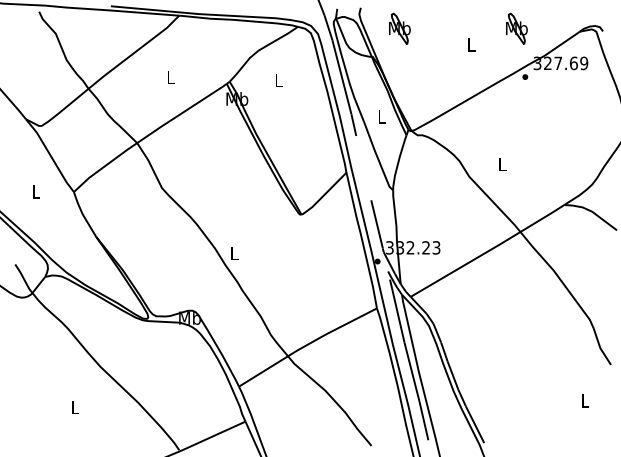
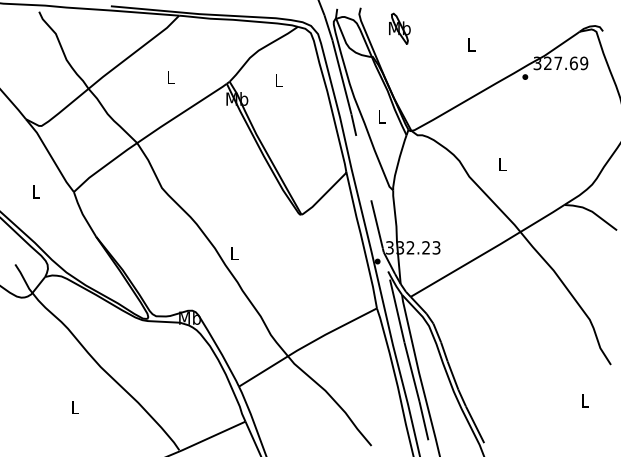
part: present -> none (516, 28)
